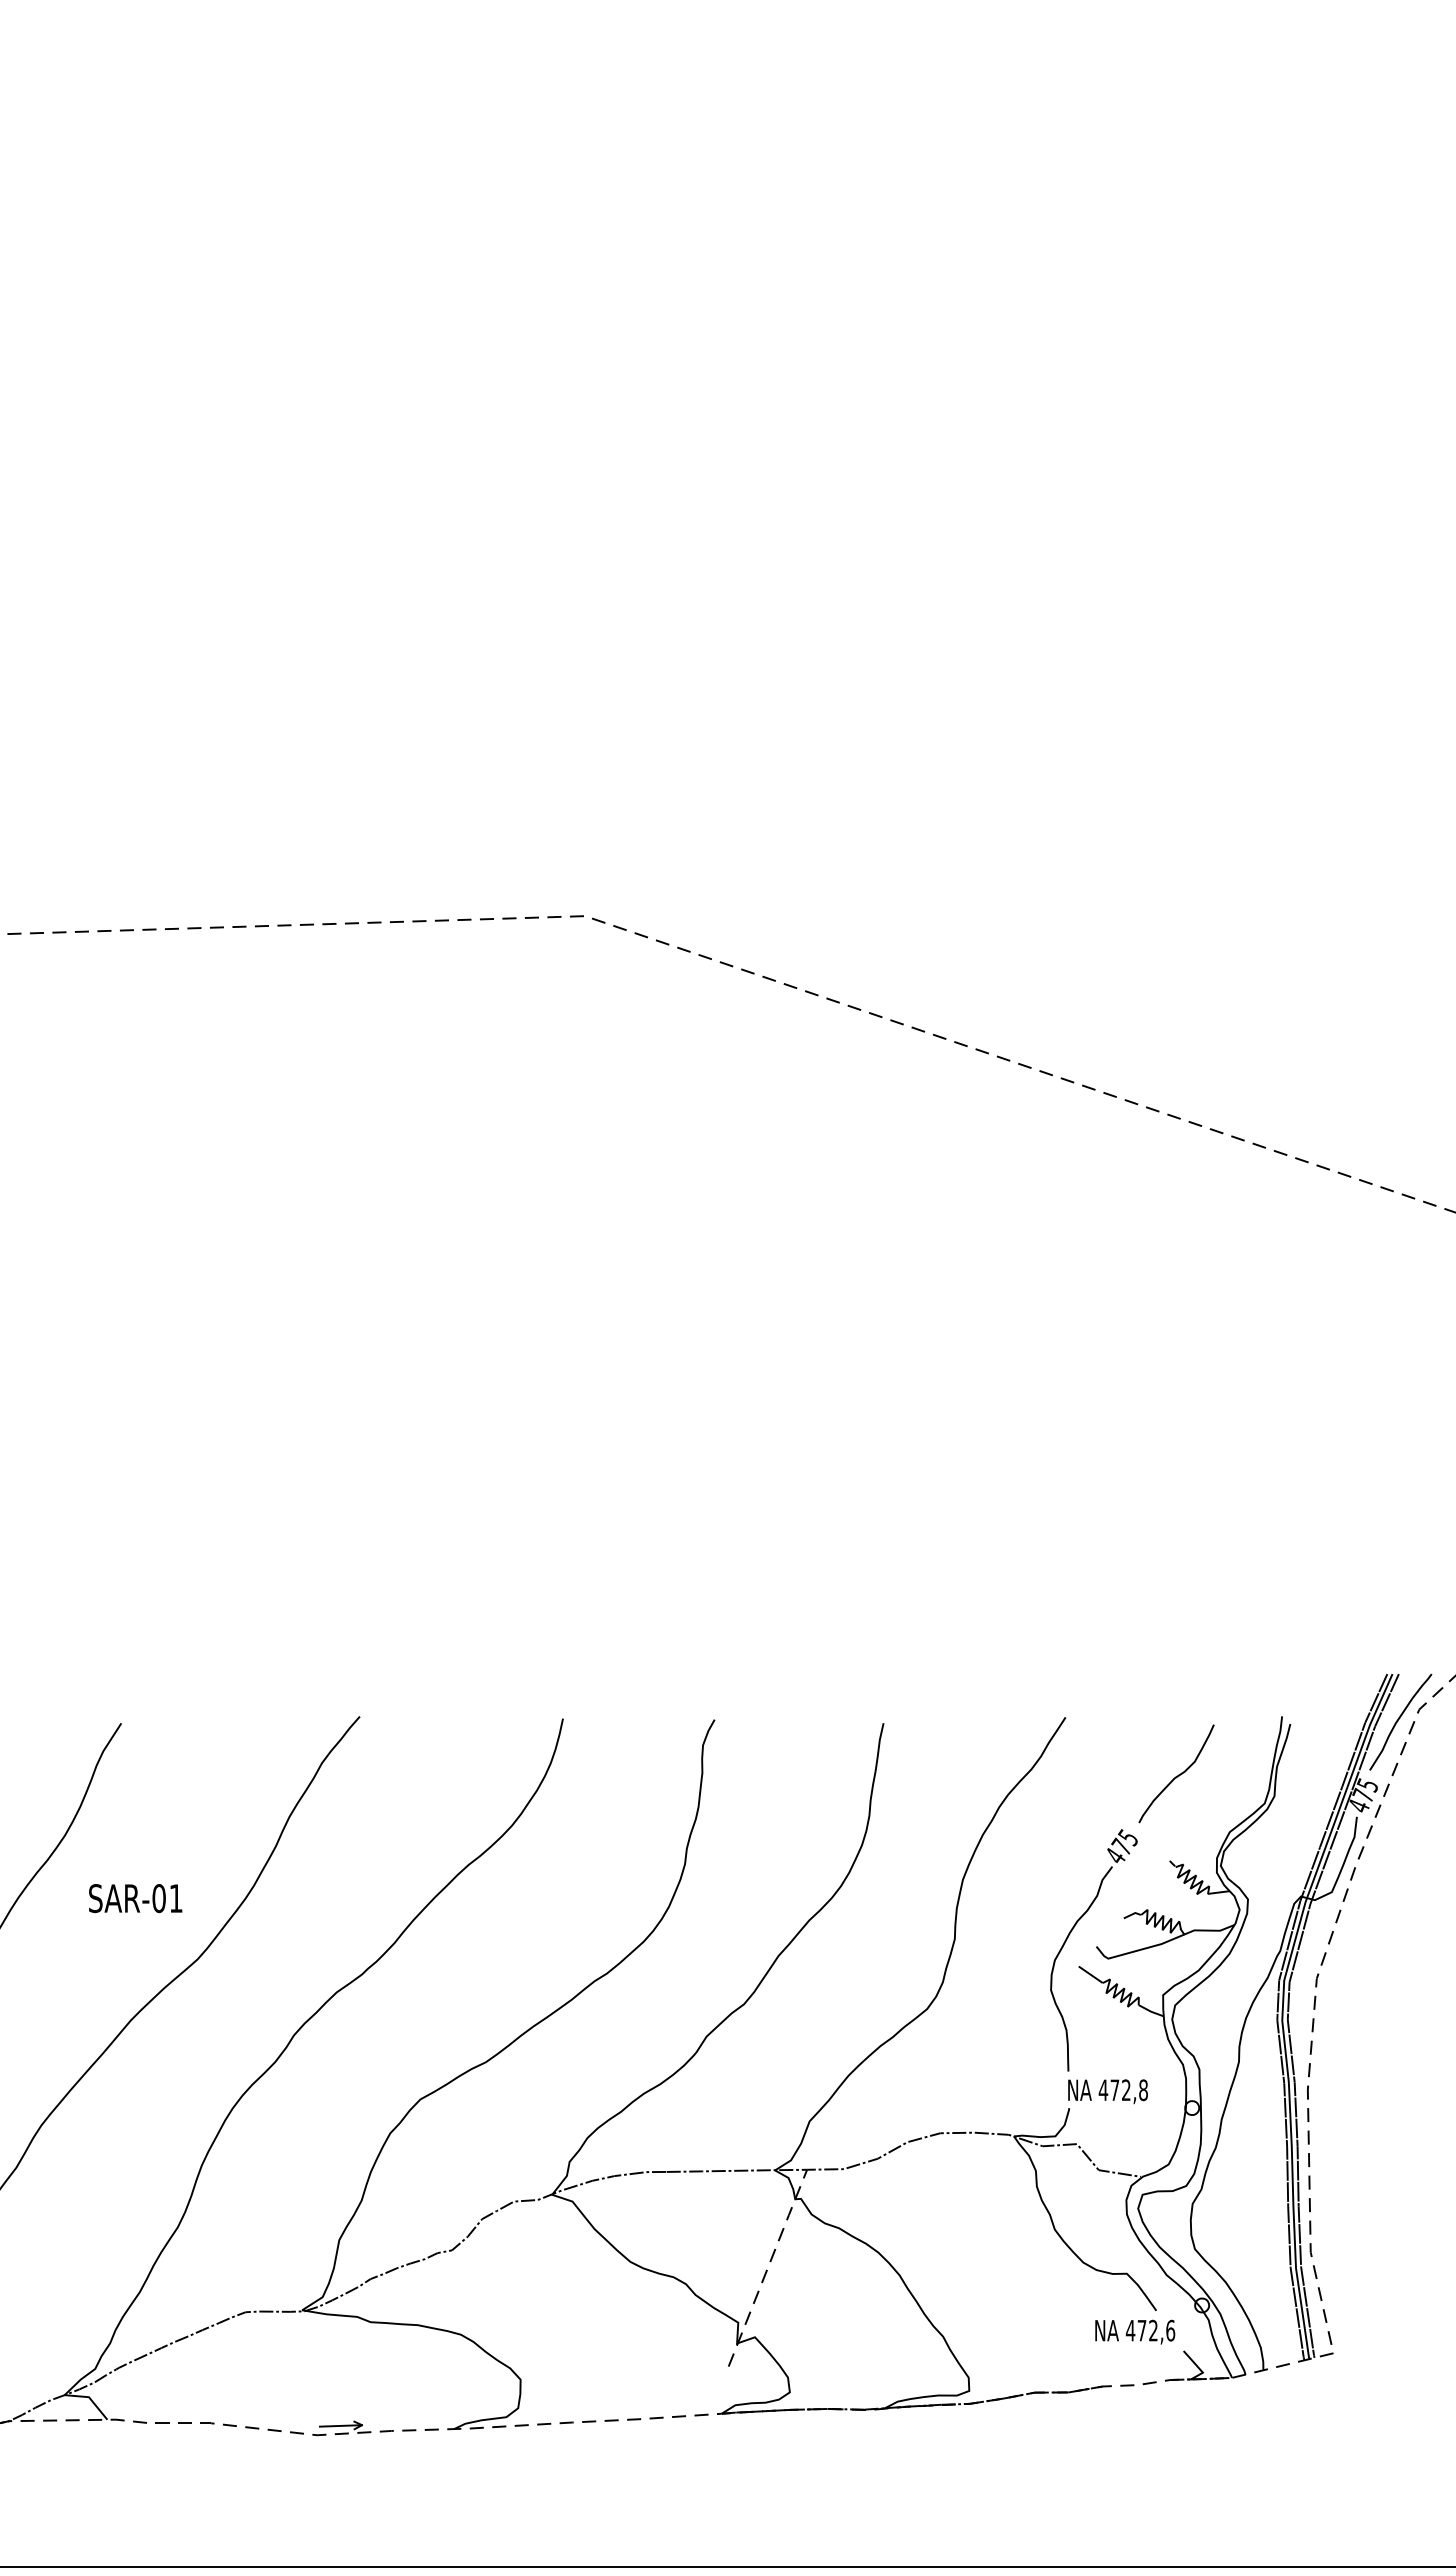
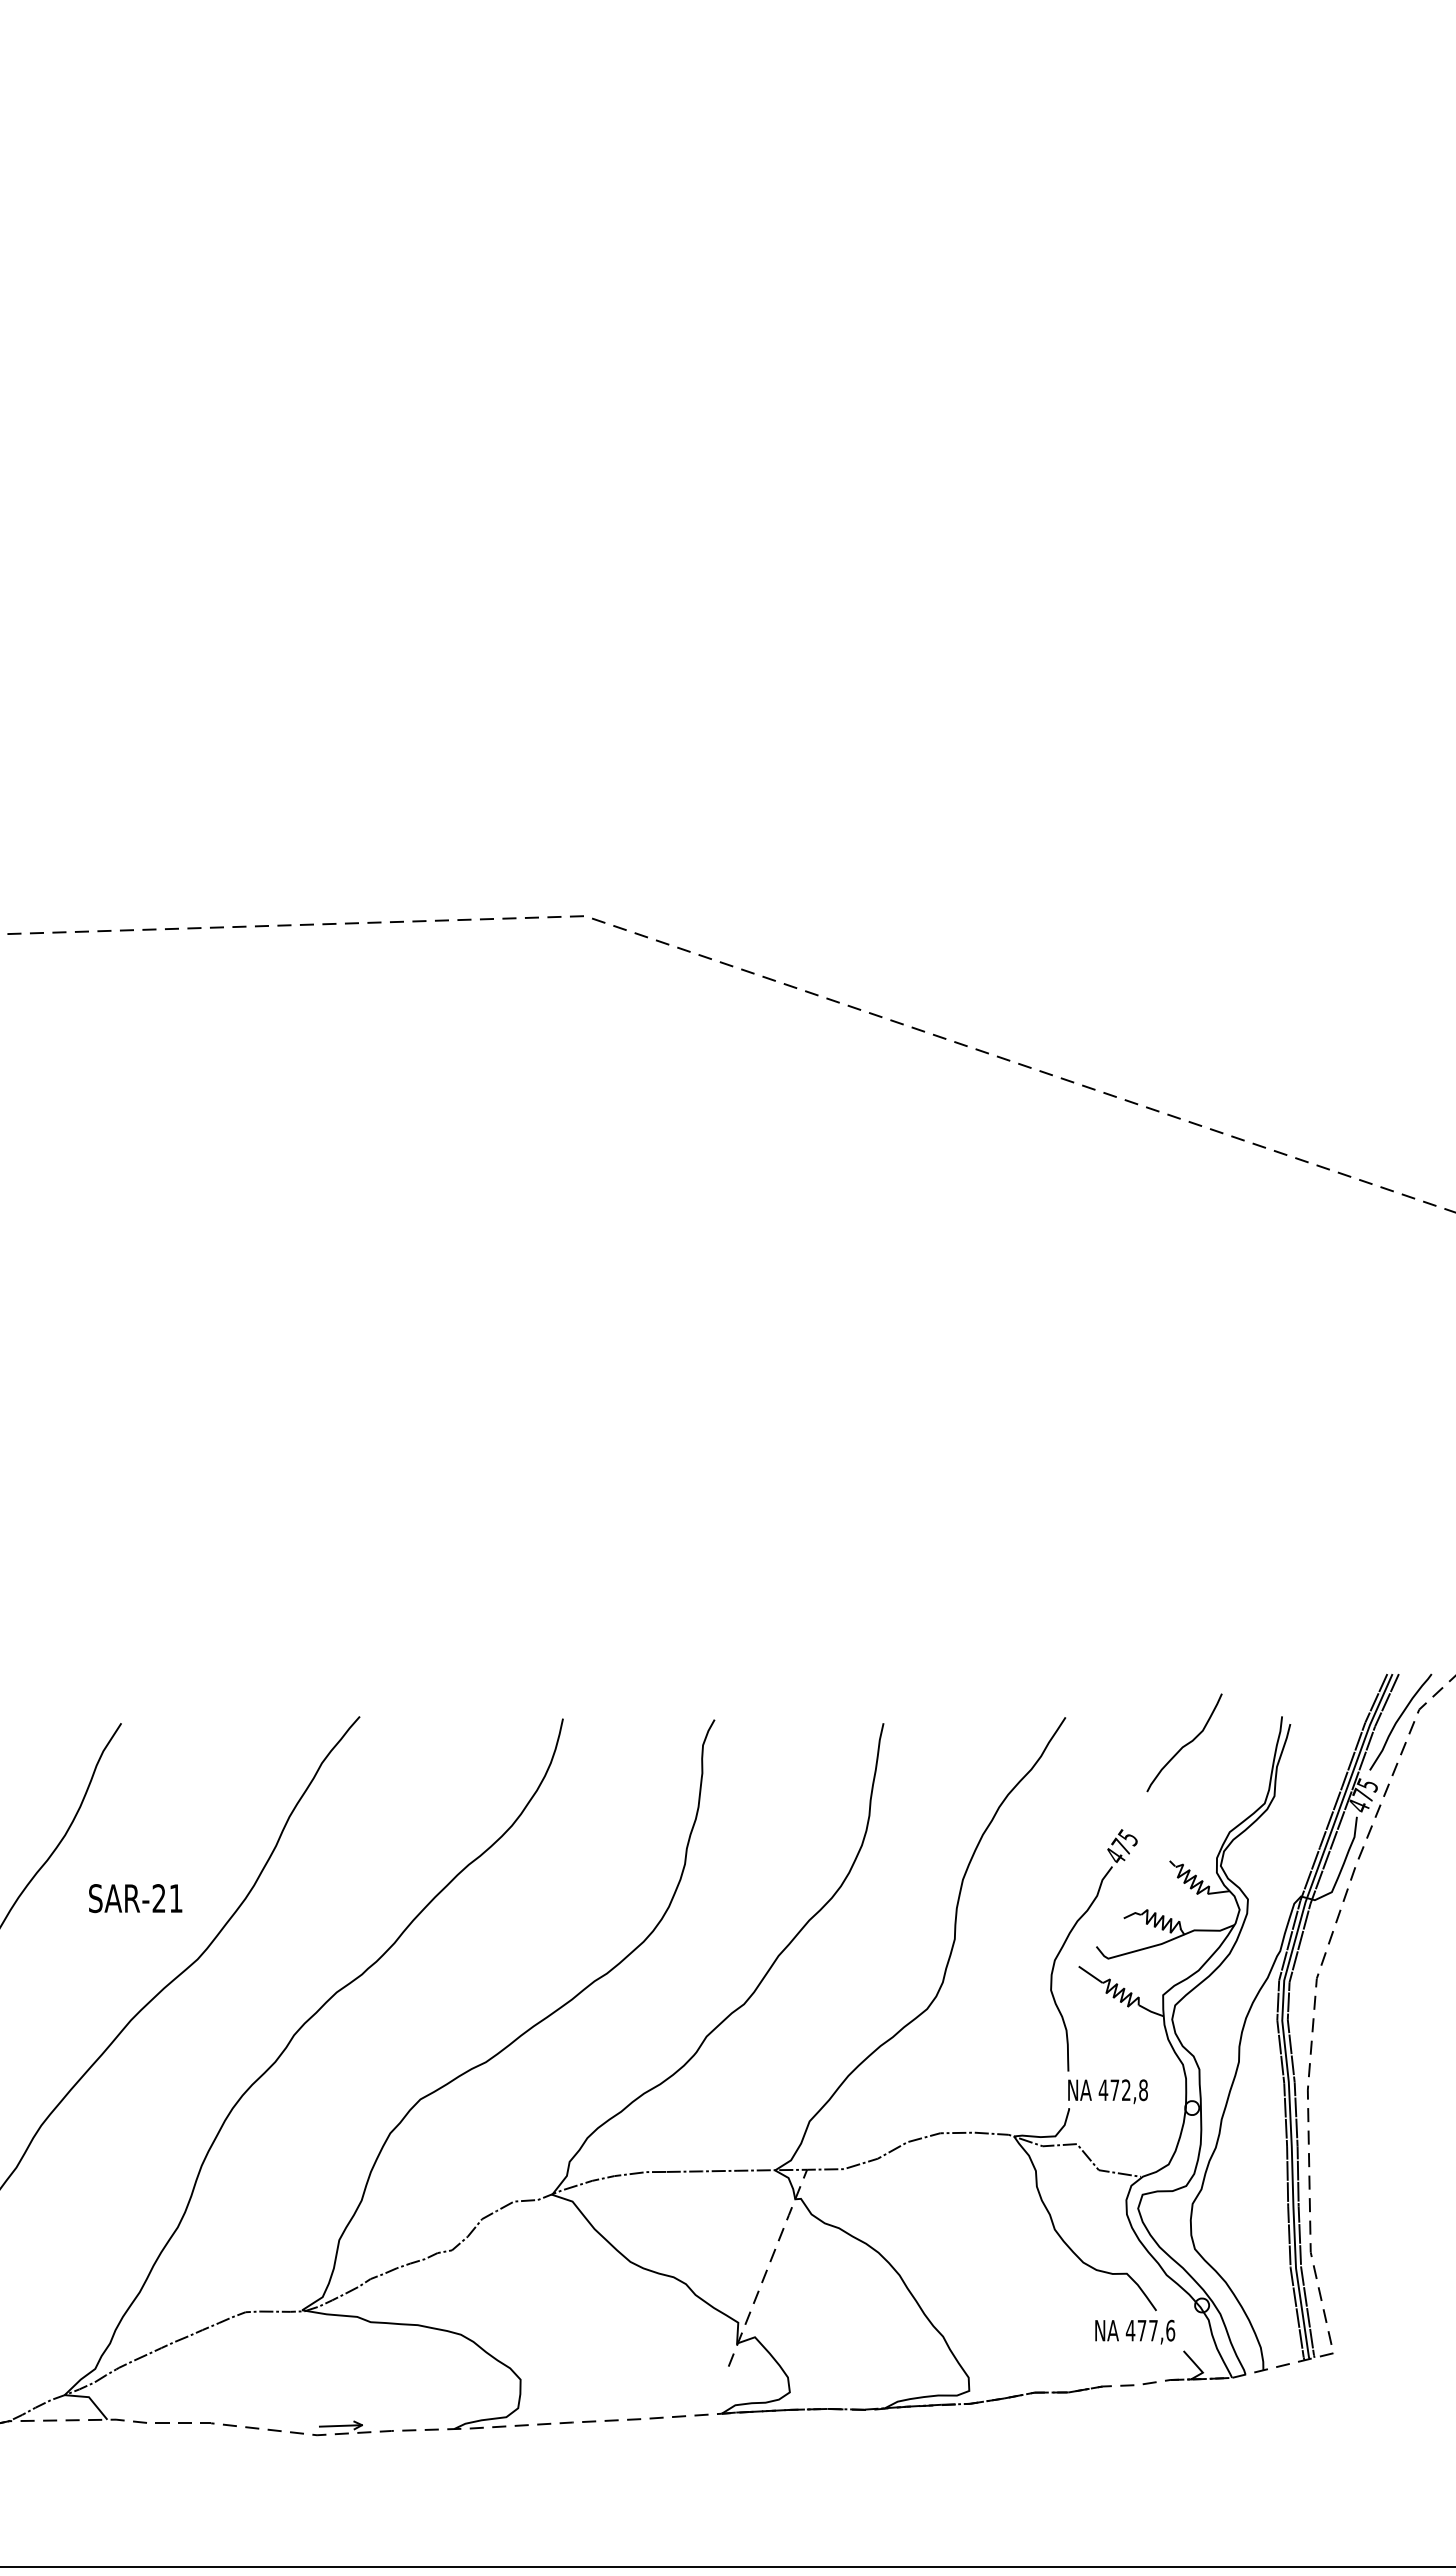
curve position: (1178, 1774) -> (1186, 1743) (1186, 1743)
text: SAR-01 -> SAR-21 (158, 1898)
text: 472,6 -> 477,6 (1153, 2330)
